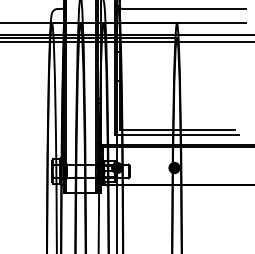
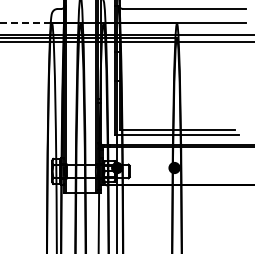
line: solid -> dashed (26, 23)
